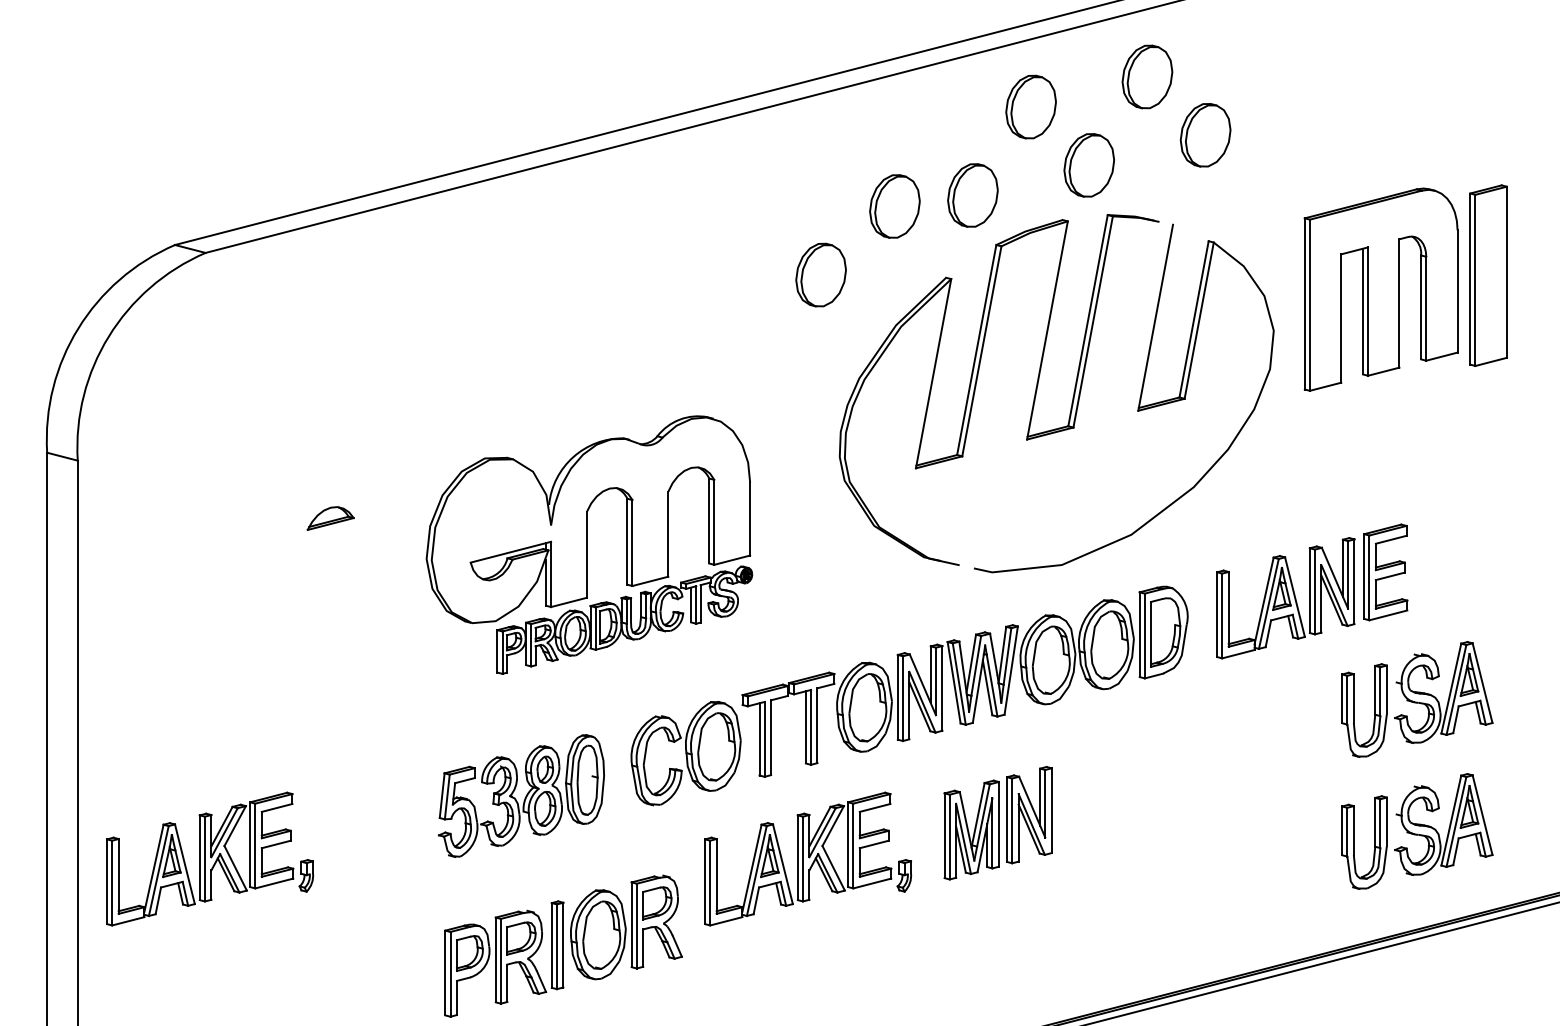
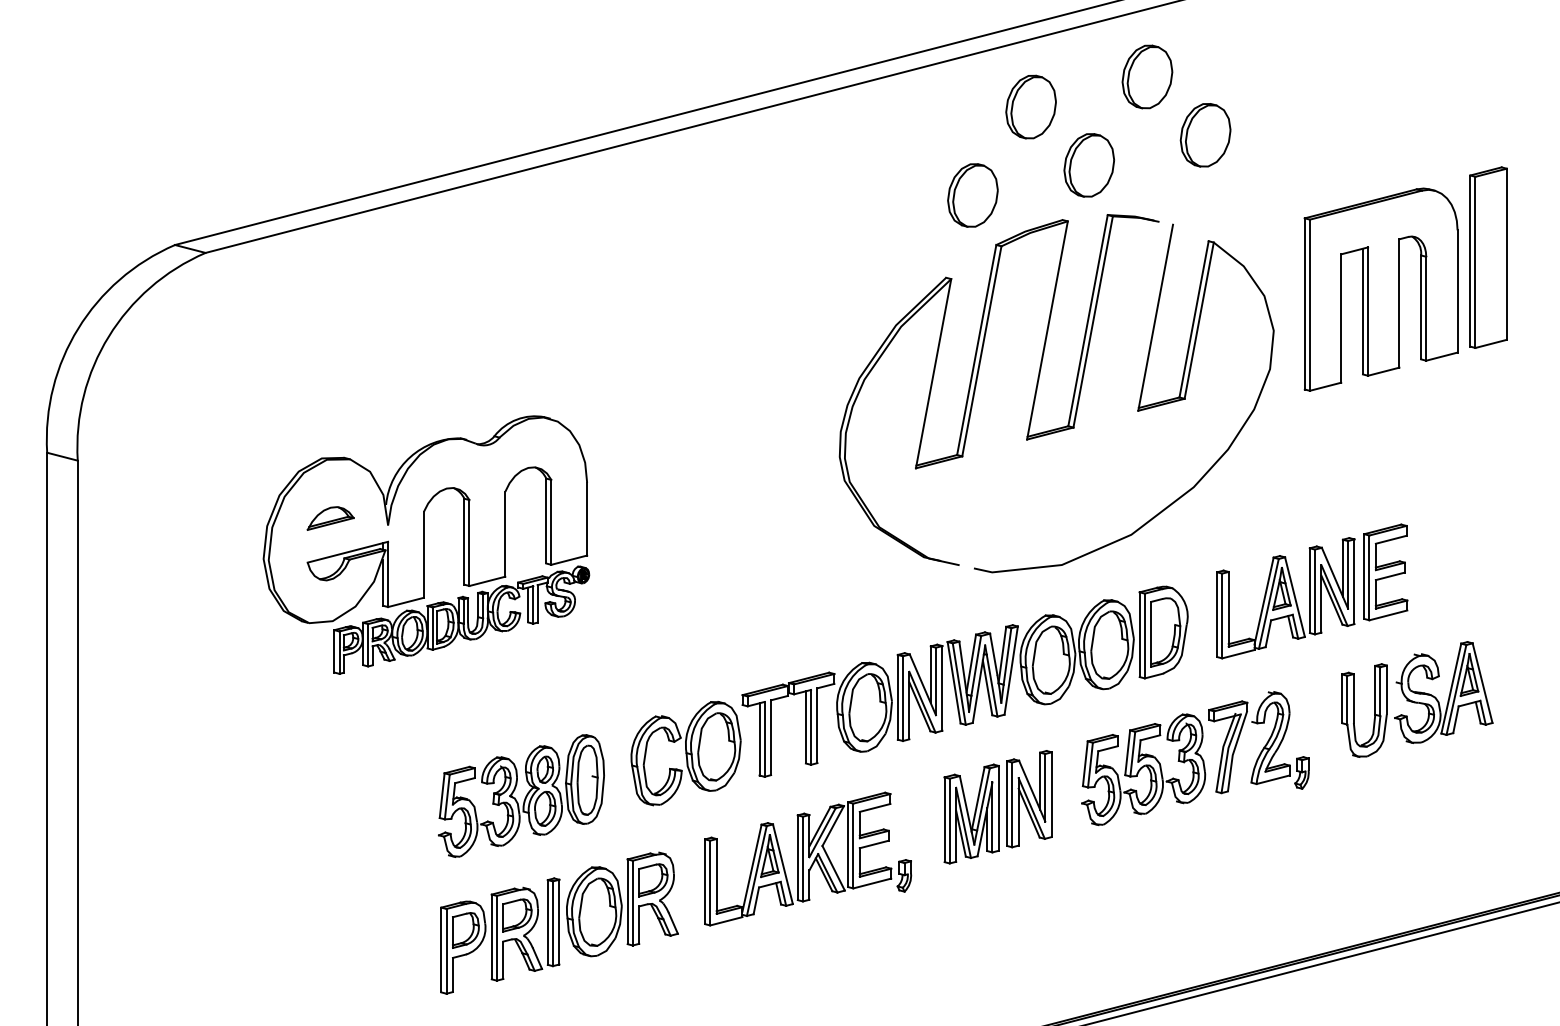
part: present -> none (894, 206)
part: present -> none (820, 274)
part position: (1488, 275) -> (1488, 257) (1488, 257)
part position: (589, 544) -> (426, 544) (426, 544)
part: none -> present (1195, 758)
part position: (997, 823) -> (997, 807) (997, 807)
part: present -> none (1417, 831)
part: present -> none (210, 858)
part position: (563, 945) -> (559, 922) (559, 922)
